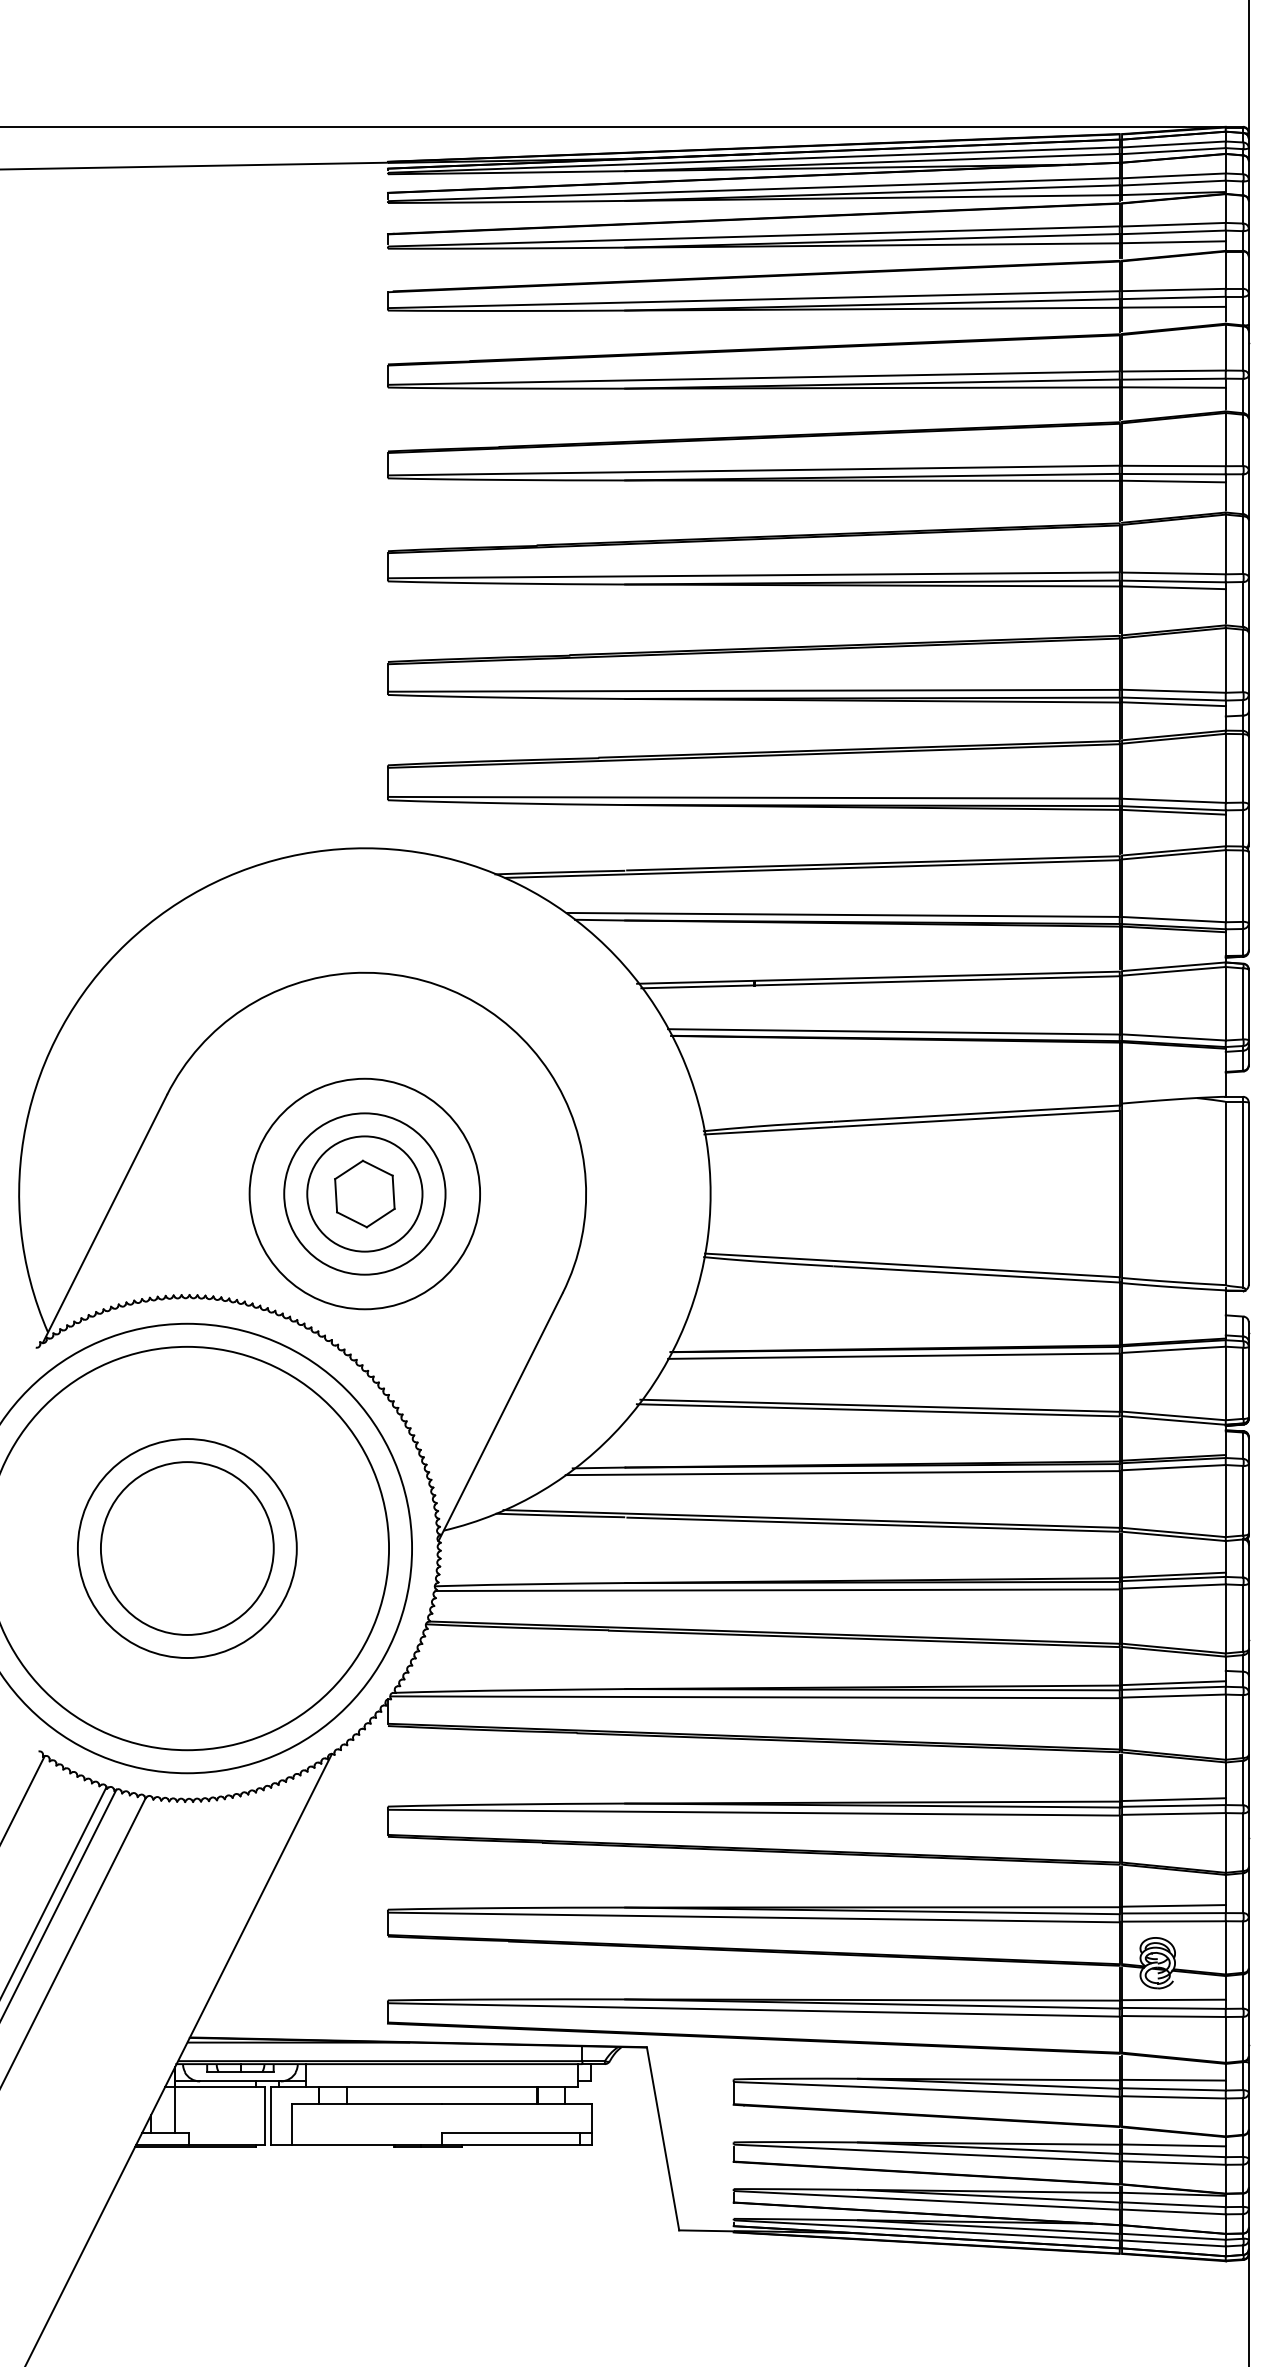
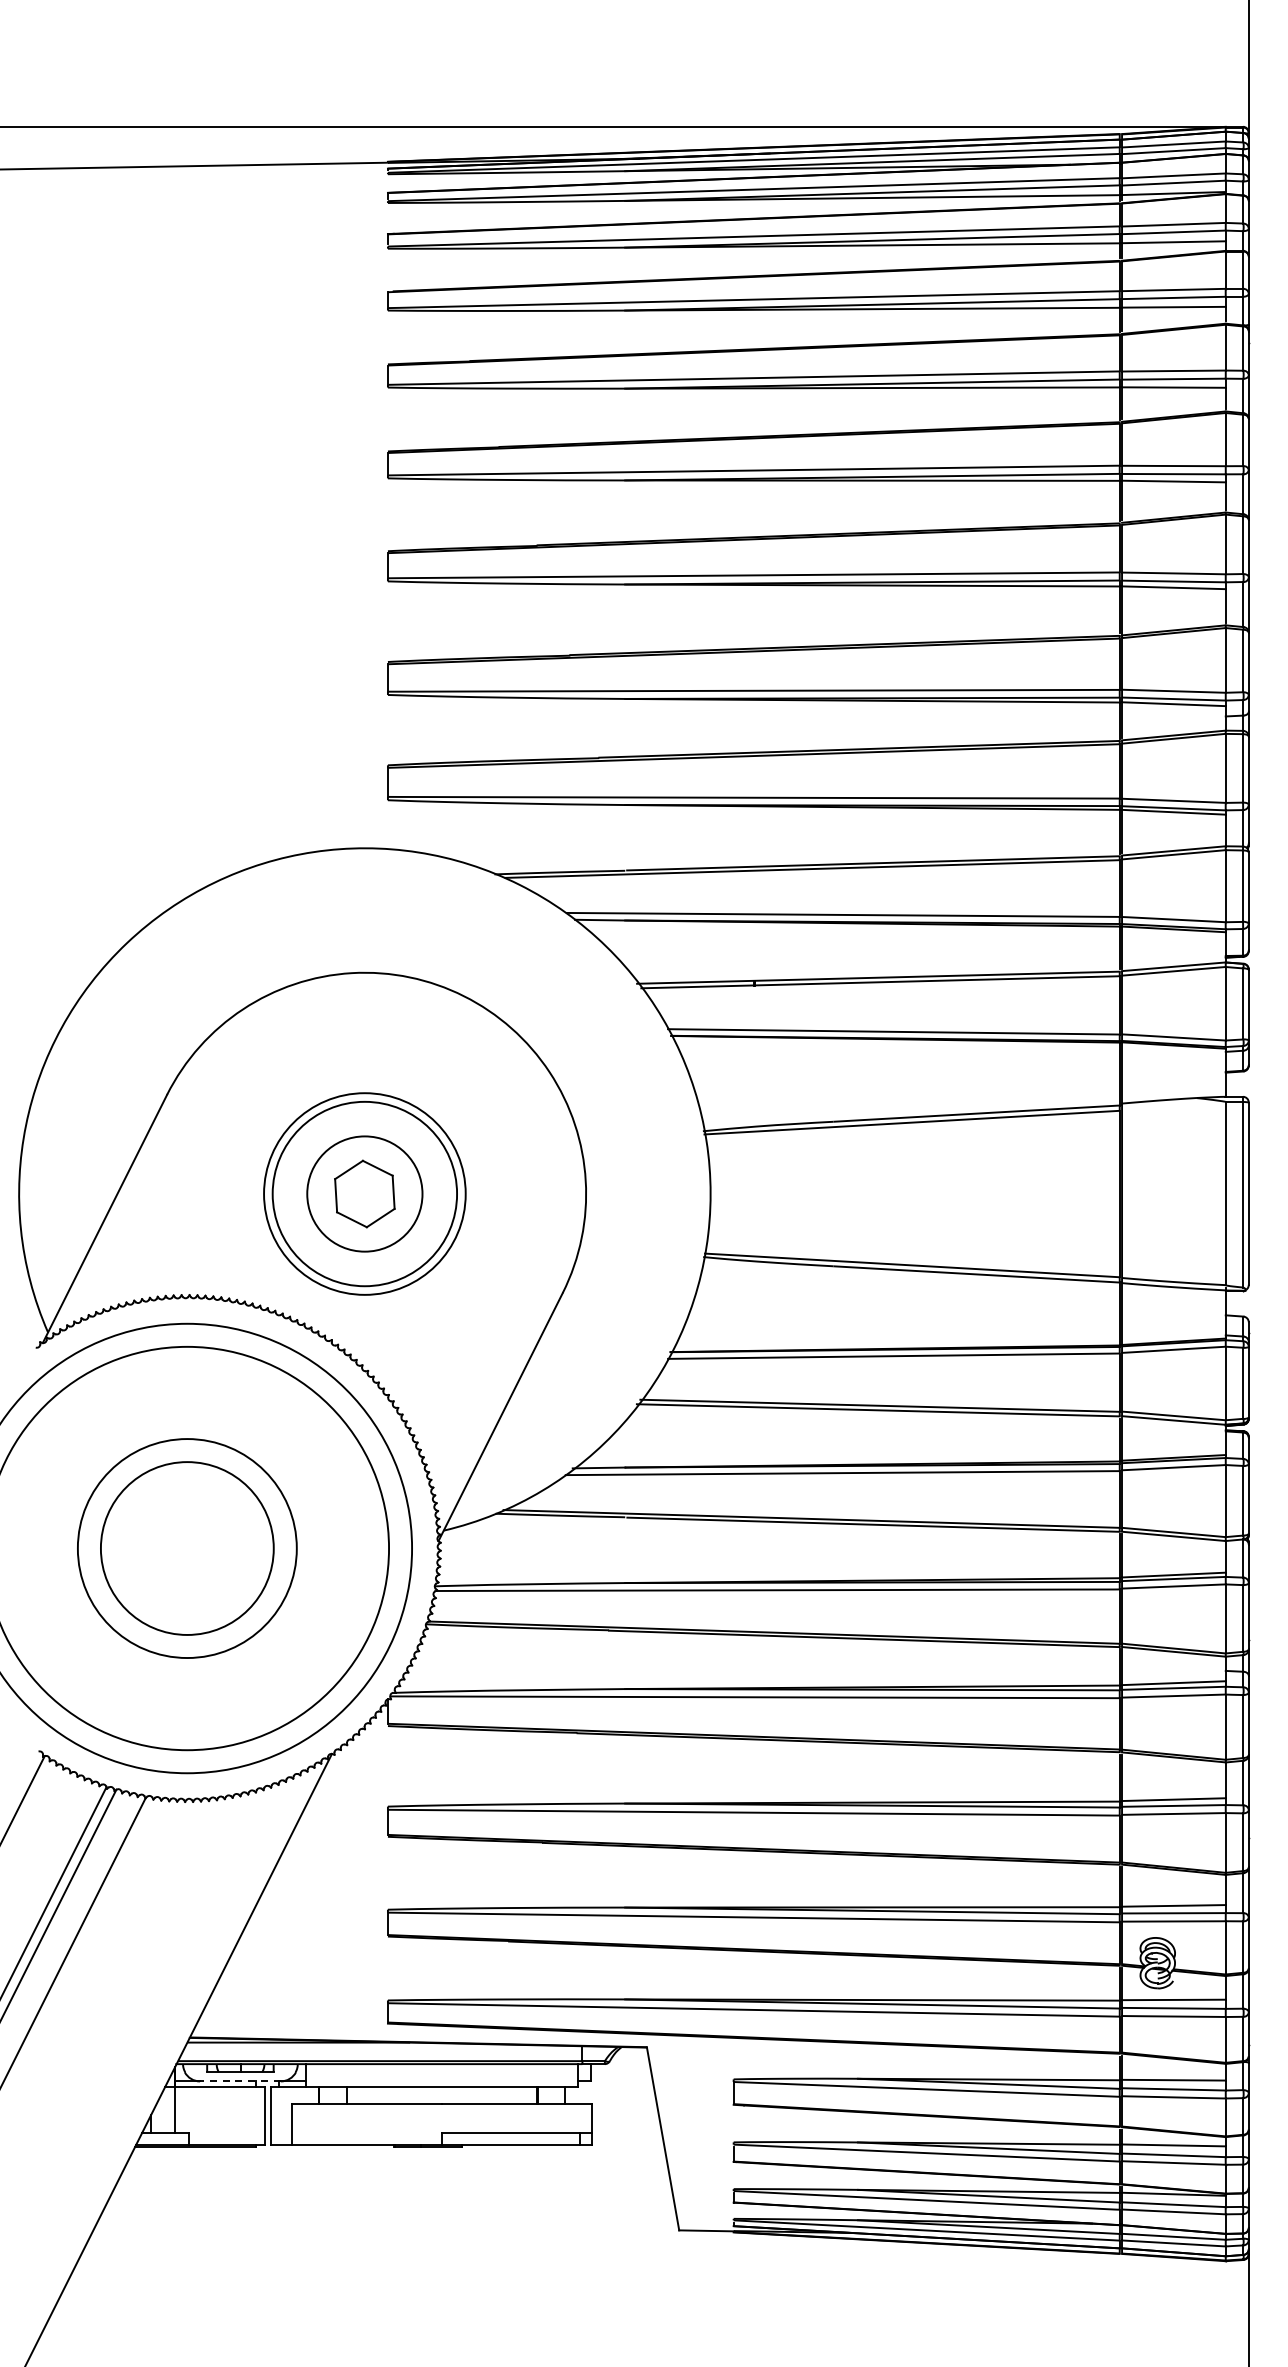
circle diameter: 161 px -> 202 px (364, 1193)
circle diameter: 230 px -> 184 px (364, 1193)
line: solid -> dashed (239, 2081)
